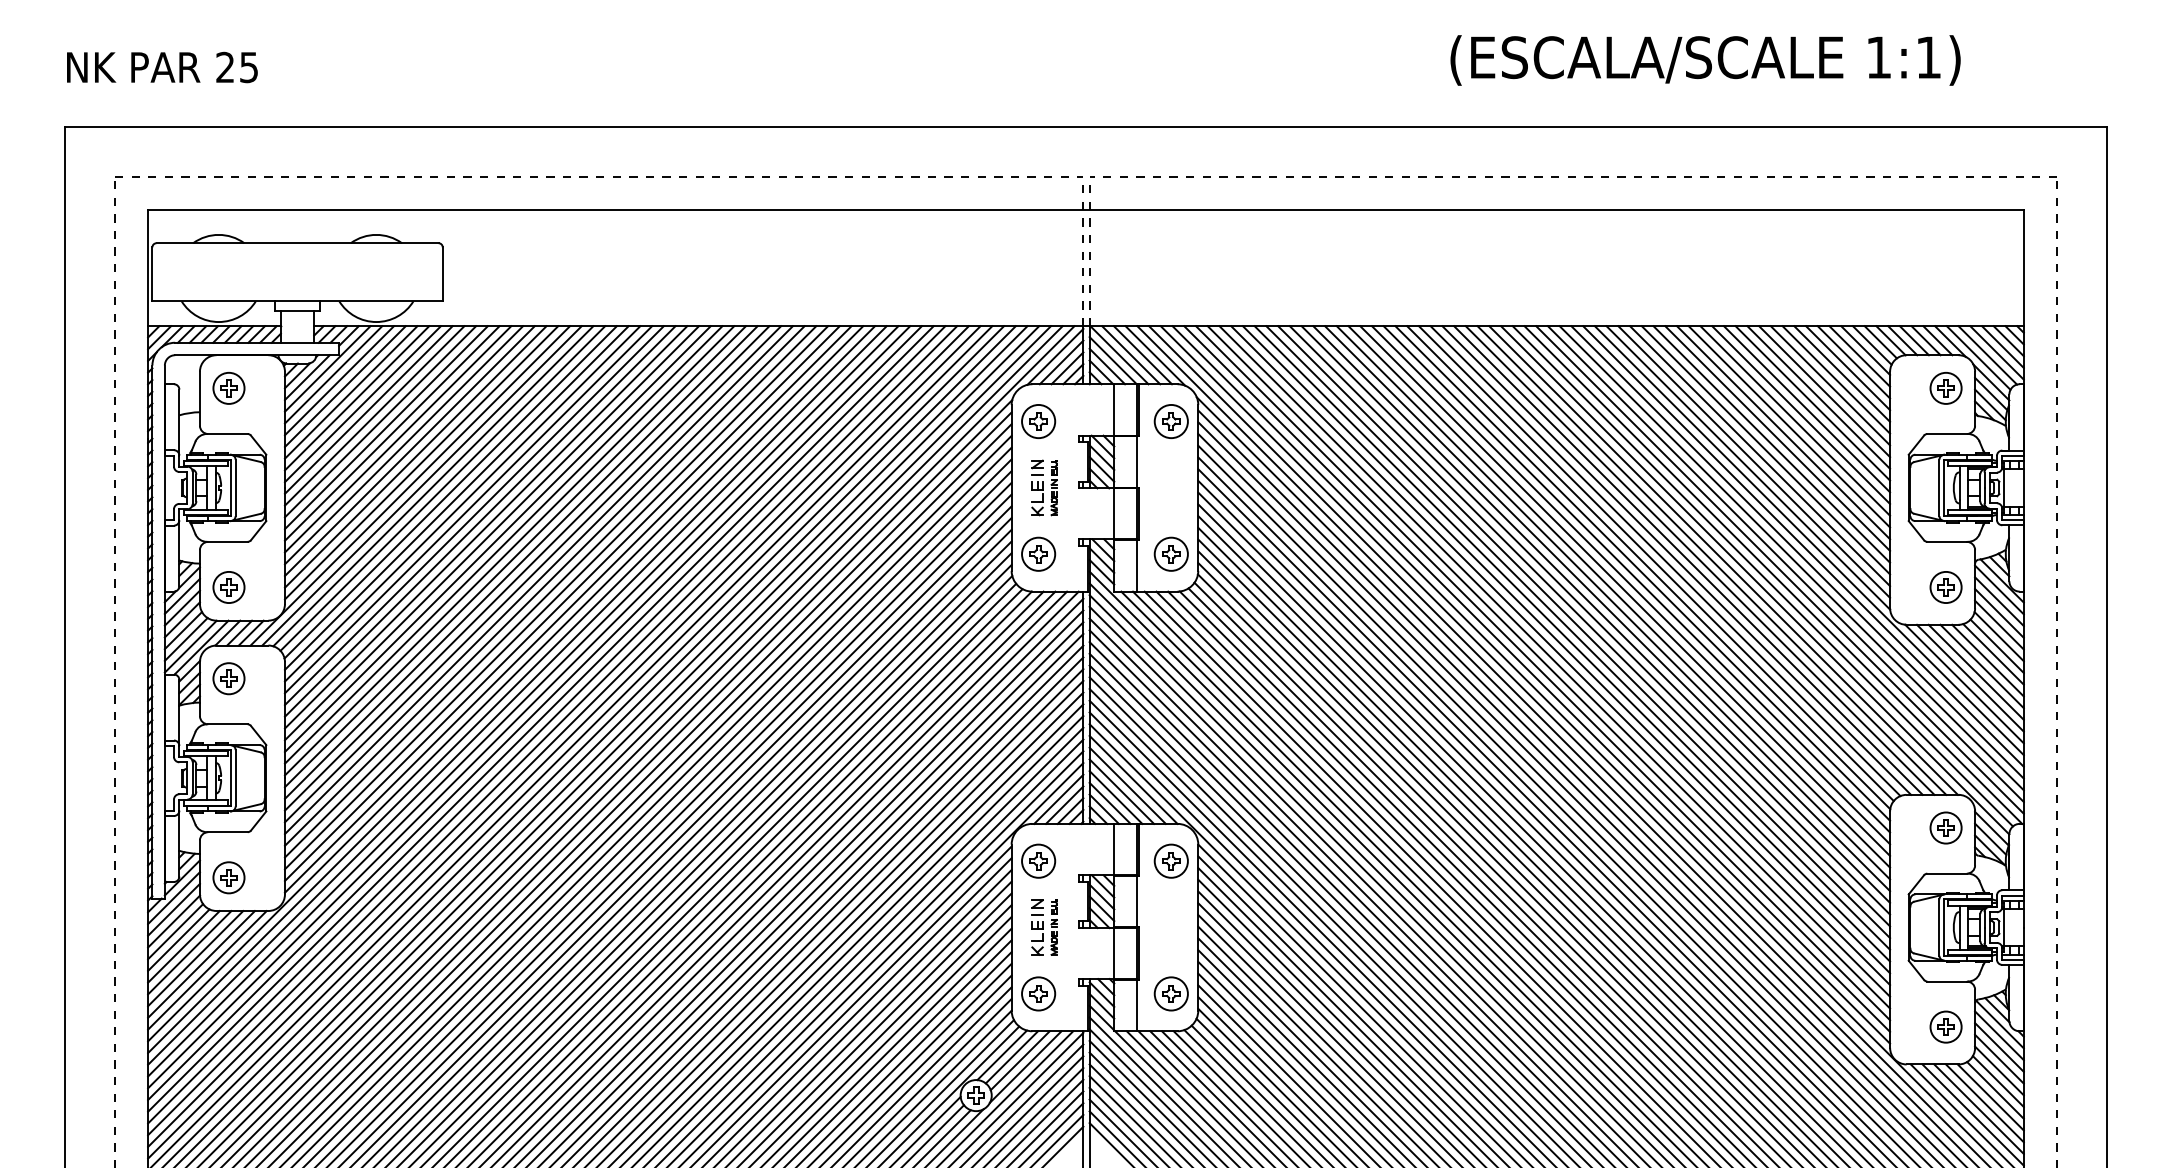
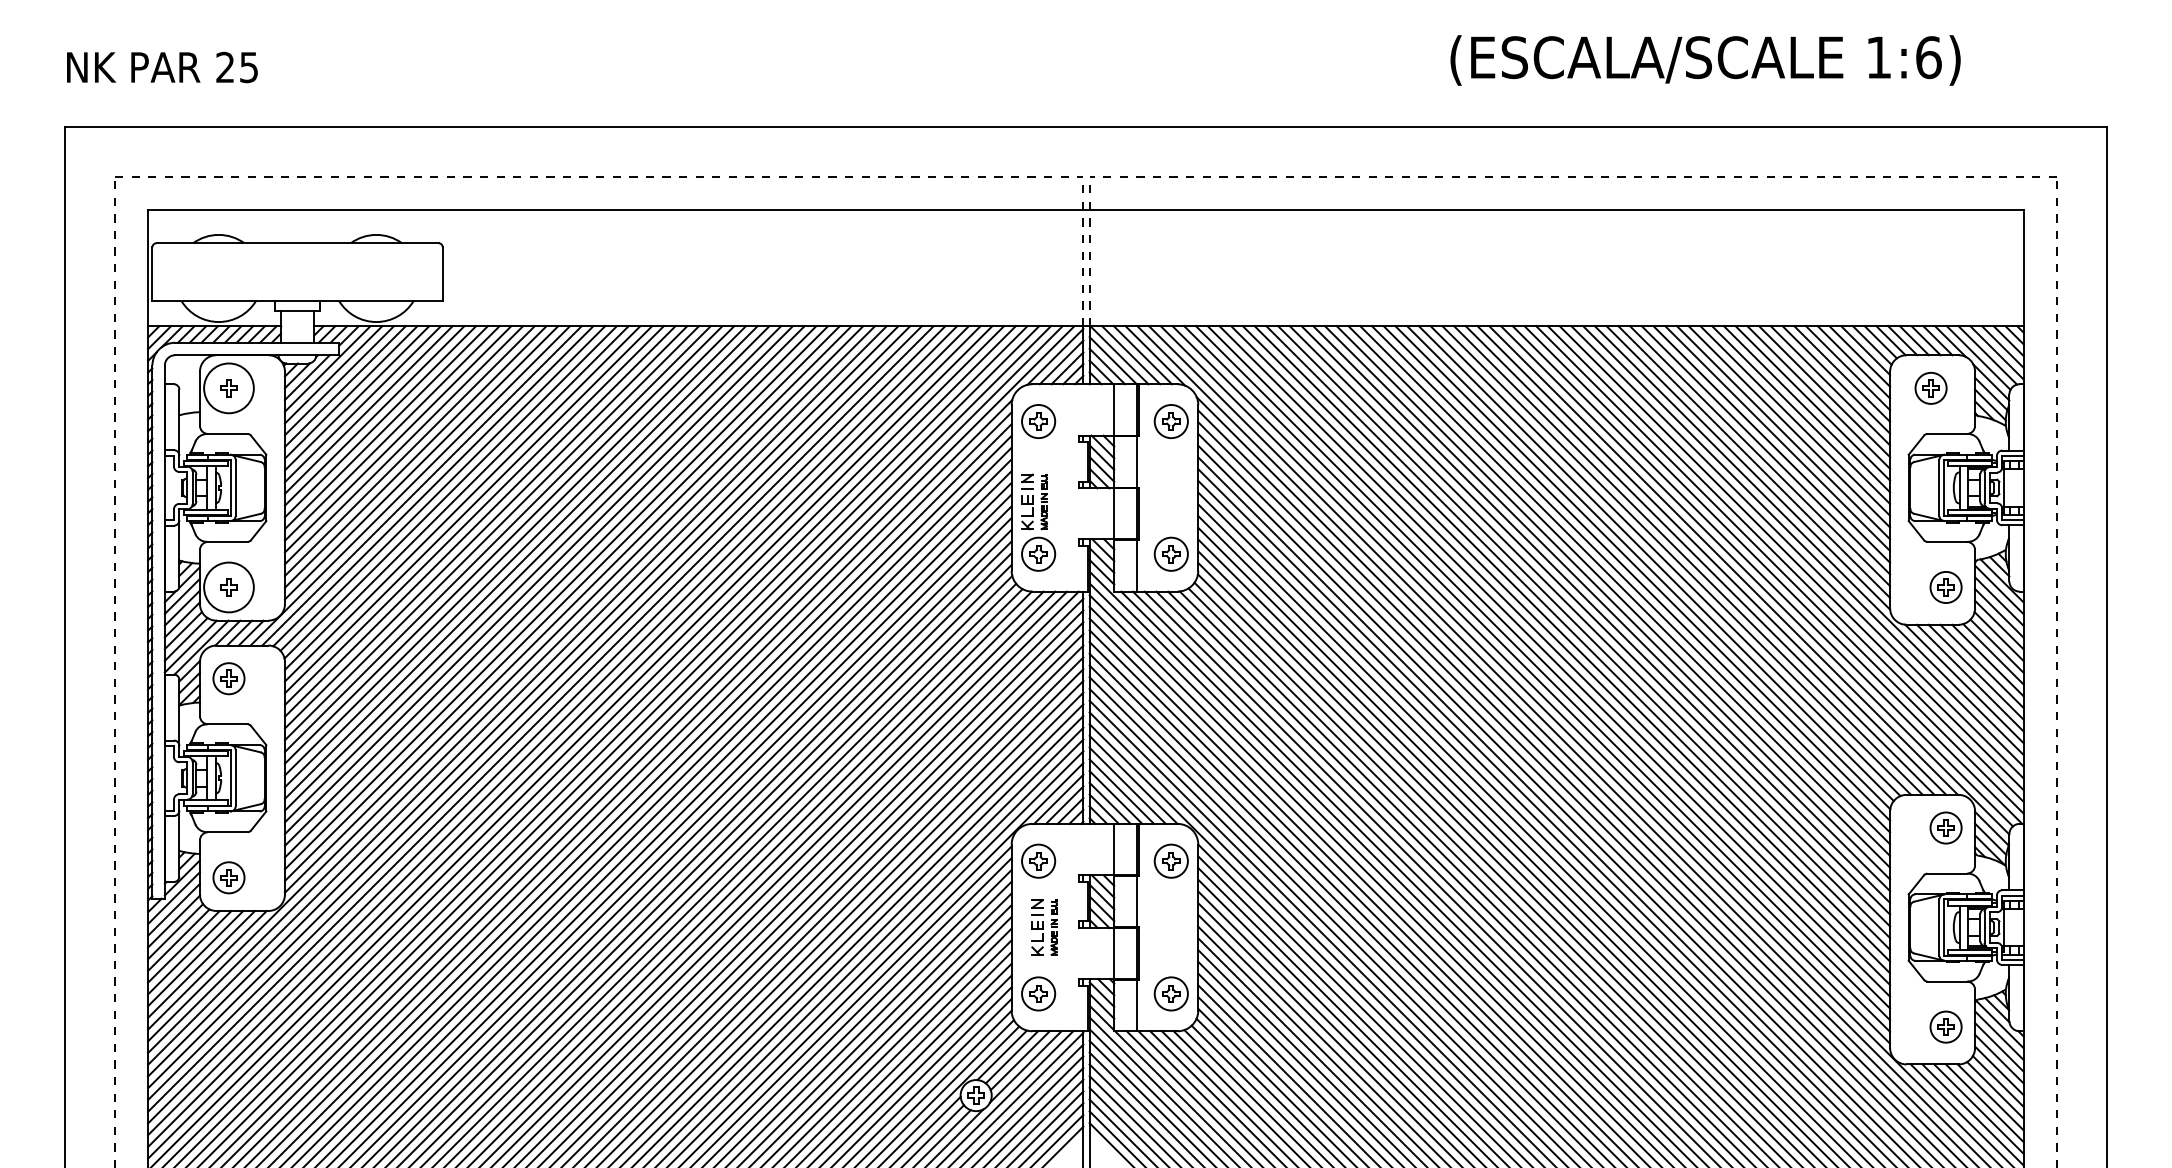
text: 1:1) -> 1:6) (1928, 57)
circle diameter: 31 px -> 50 px (228, 388)
part position: (1945, 388) -> (1930, 388) (1930, 388)
part position: (1044, 487) -> (1034, 501) (1034, 501)
circle diameter: 31 px -> 50 px (228, 587)
